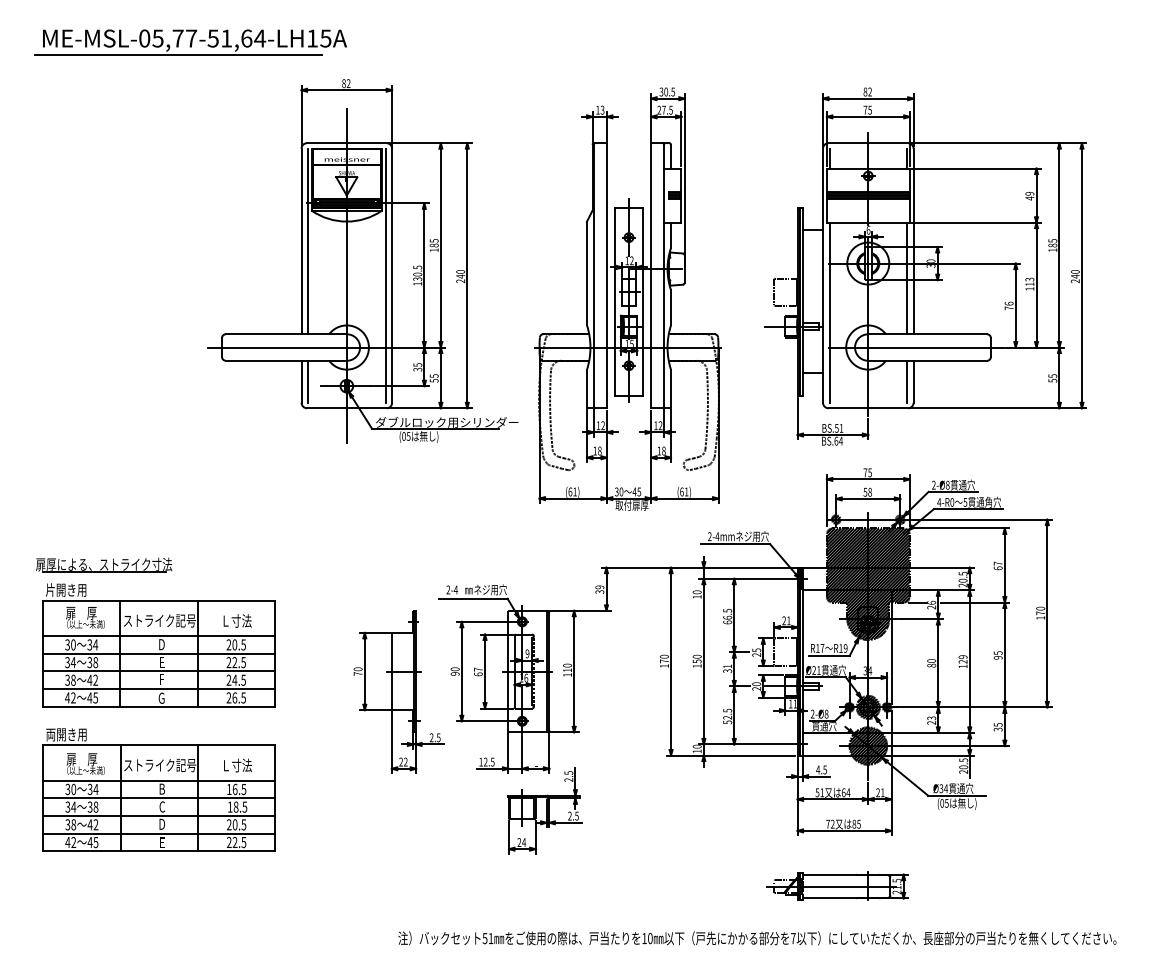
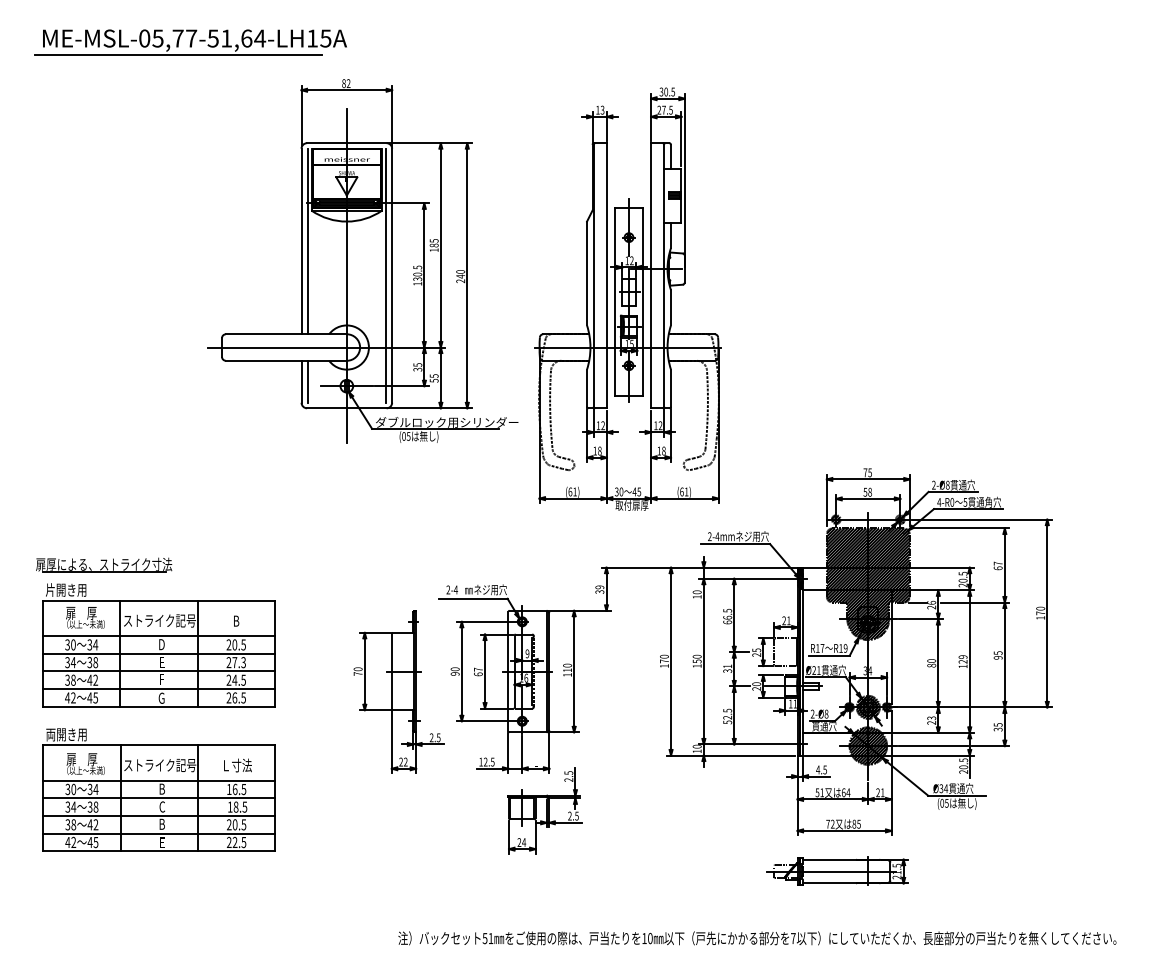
part: present -> none (925, 266)
text: Ｌ寸法 -> B (237, 620)
text: 22.5 -> 27.3 (238, 662)
text: D -> B (161, 824)
part position: (837, 885) -> (837, 870) (837, 870)
